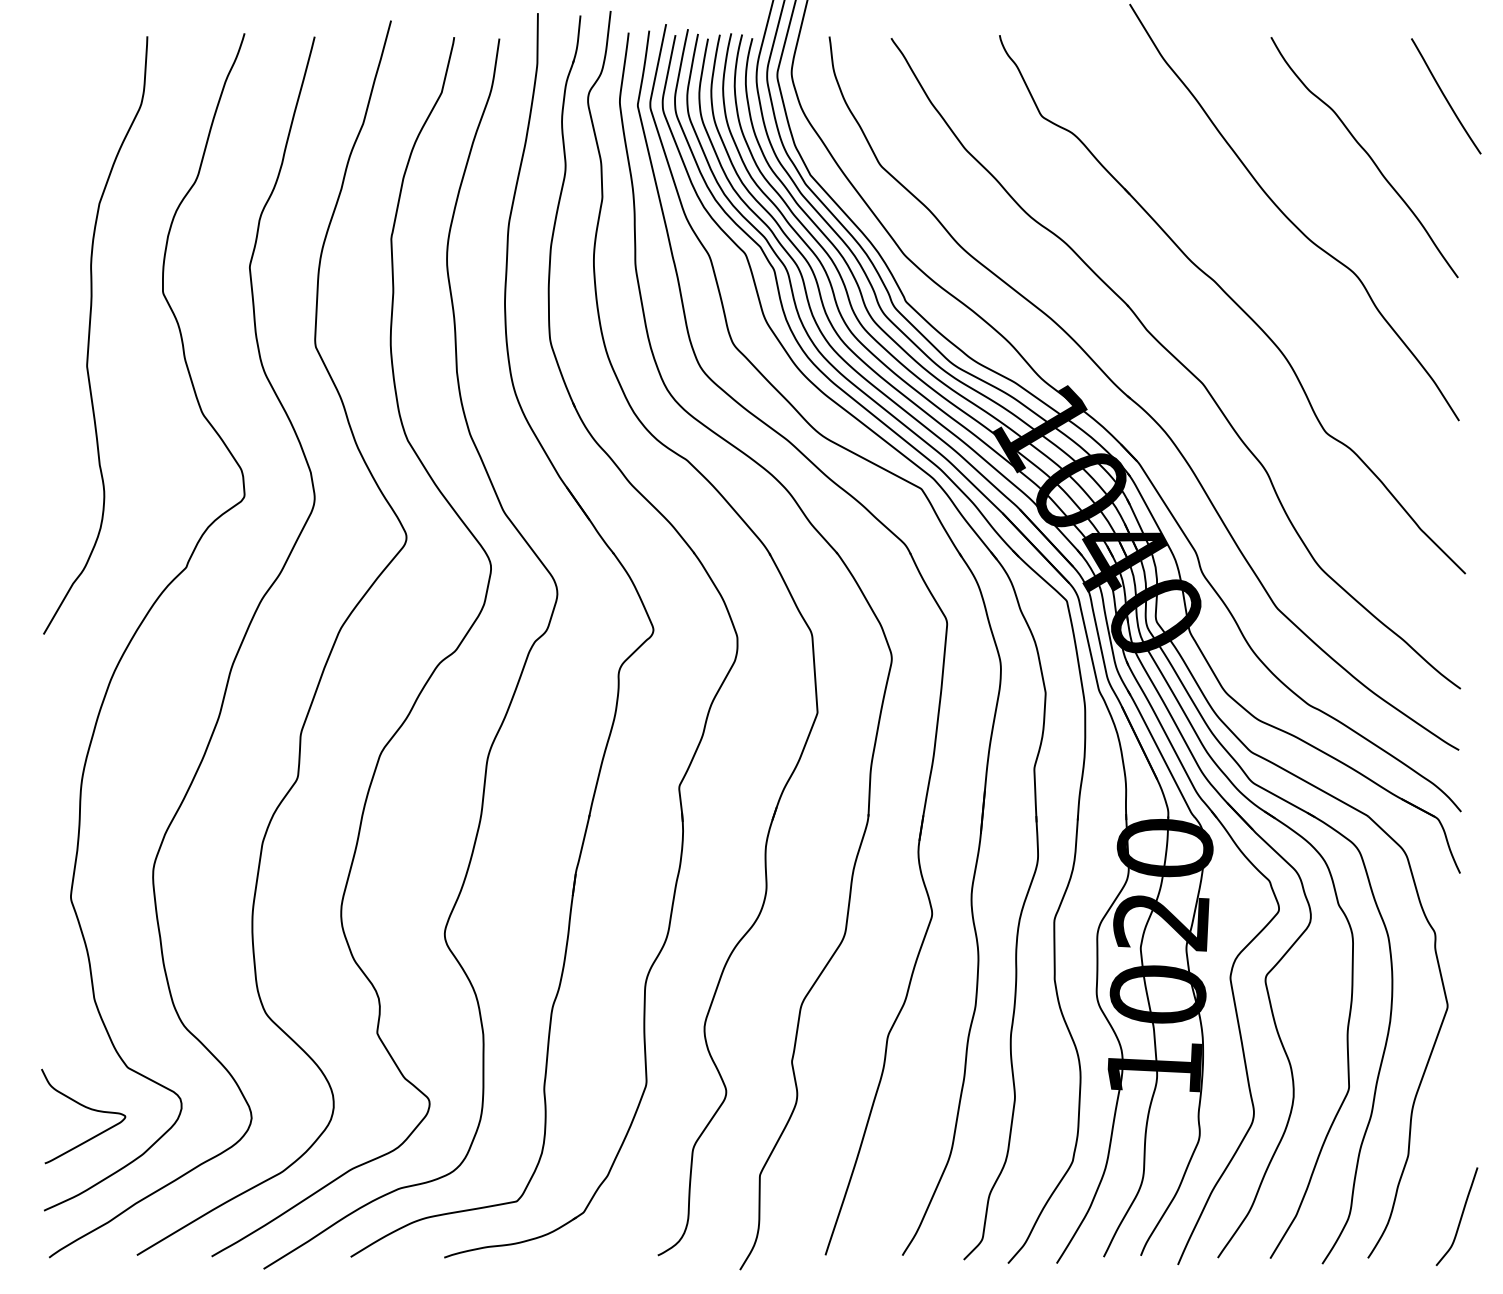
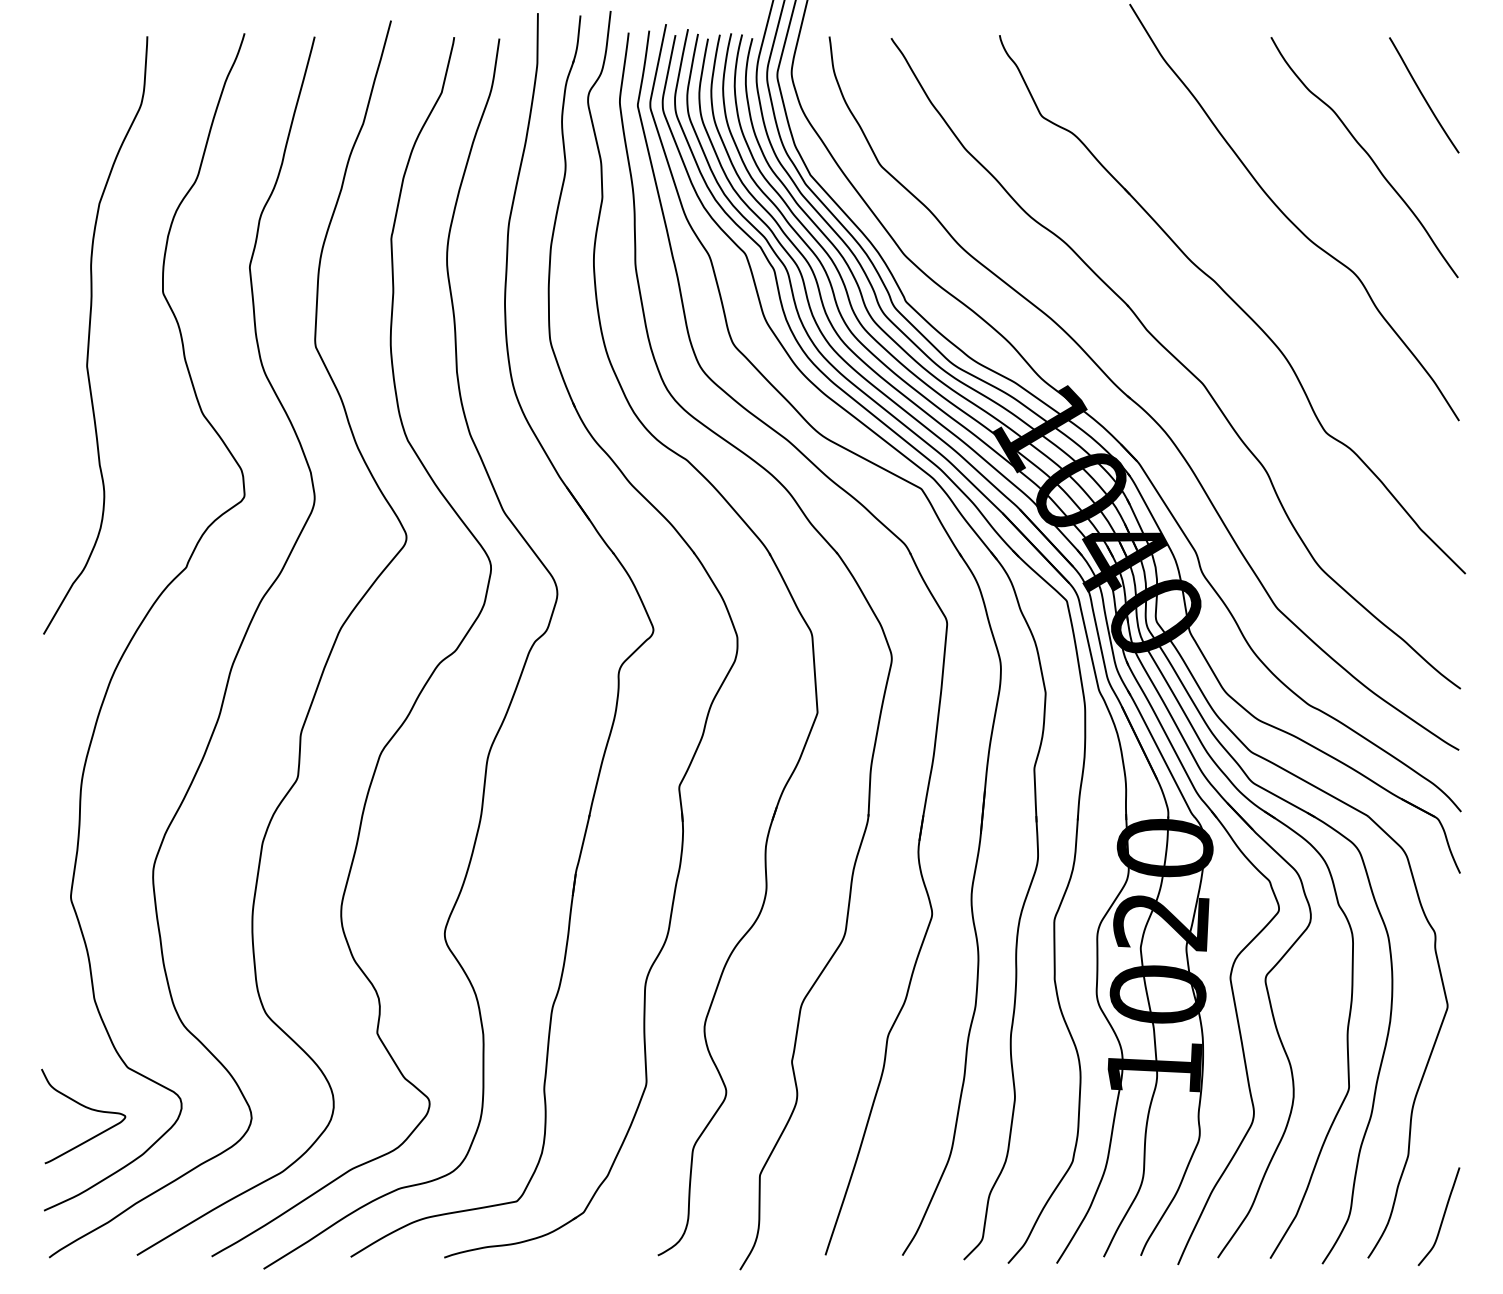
curve position: (1445, 96) -> (1423, 95) (1423, 95)
curve position: (1460, 1216) -> (1442, 1216) (1442, 1216)
